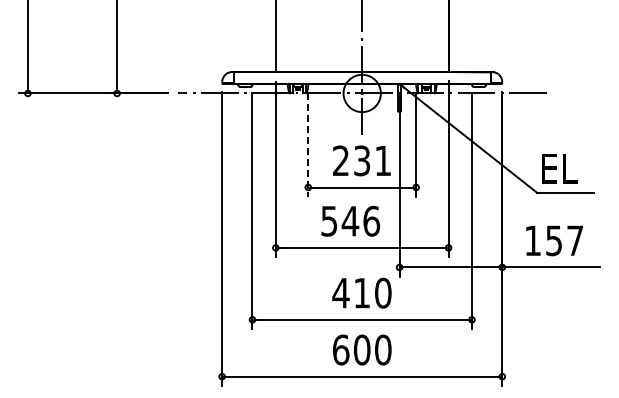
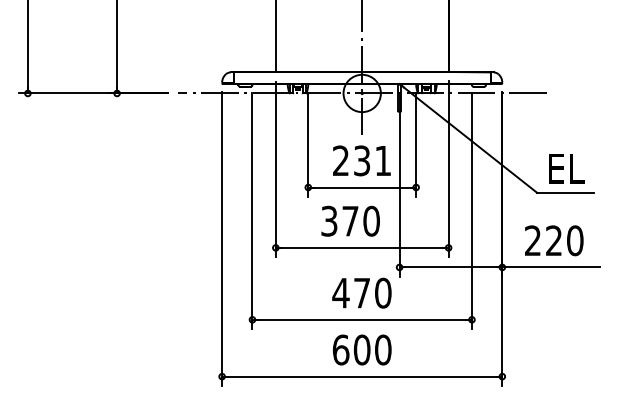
line: dashed -> solid (308, 145)
text position: (559, 168) -> (566, 168) (566, 168)
text: 546 -> 370 (351, 220)
text: 157 -> 220 (554, 240)
text: 410 -> 470 (361, 293)
